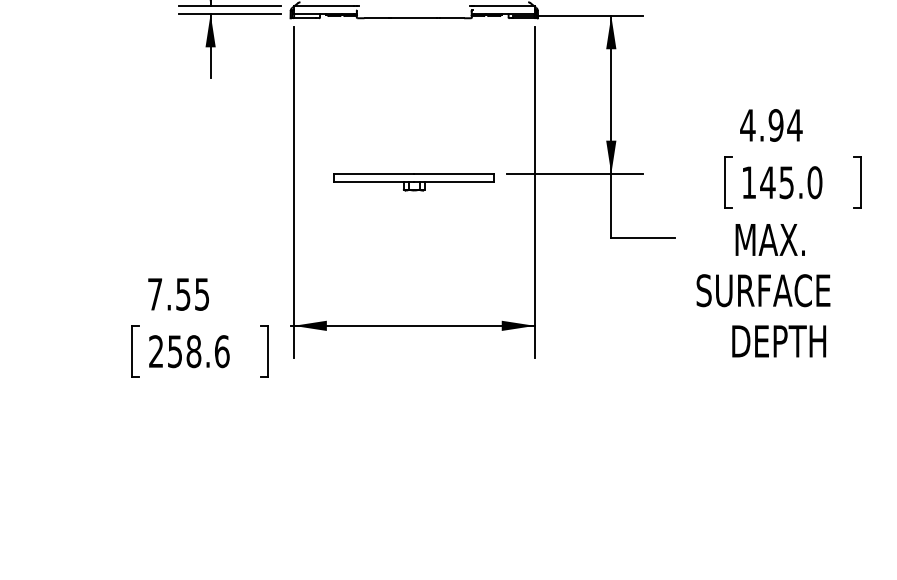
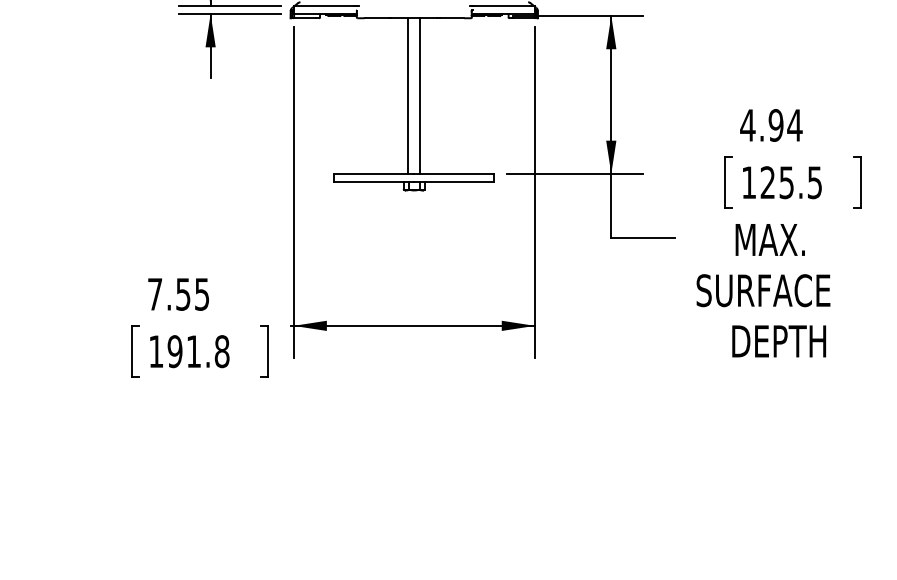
line: none -> present (408, 95)
line: none -> present (420, 95)
text: 145.0 -> 125.5 (791, 182)
text: 258.6 -> 191.8 (189, 351)
